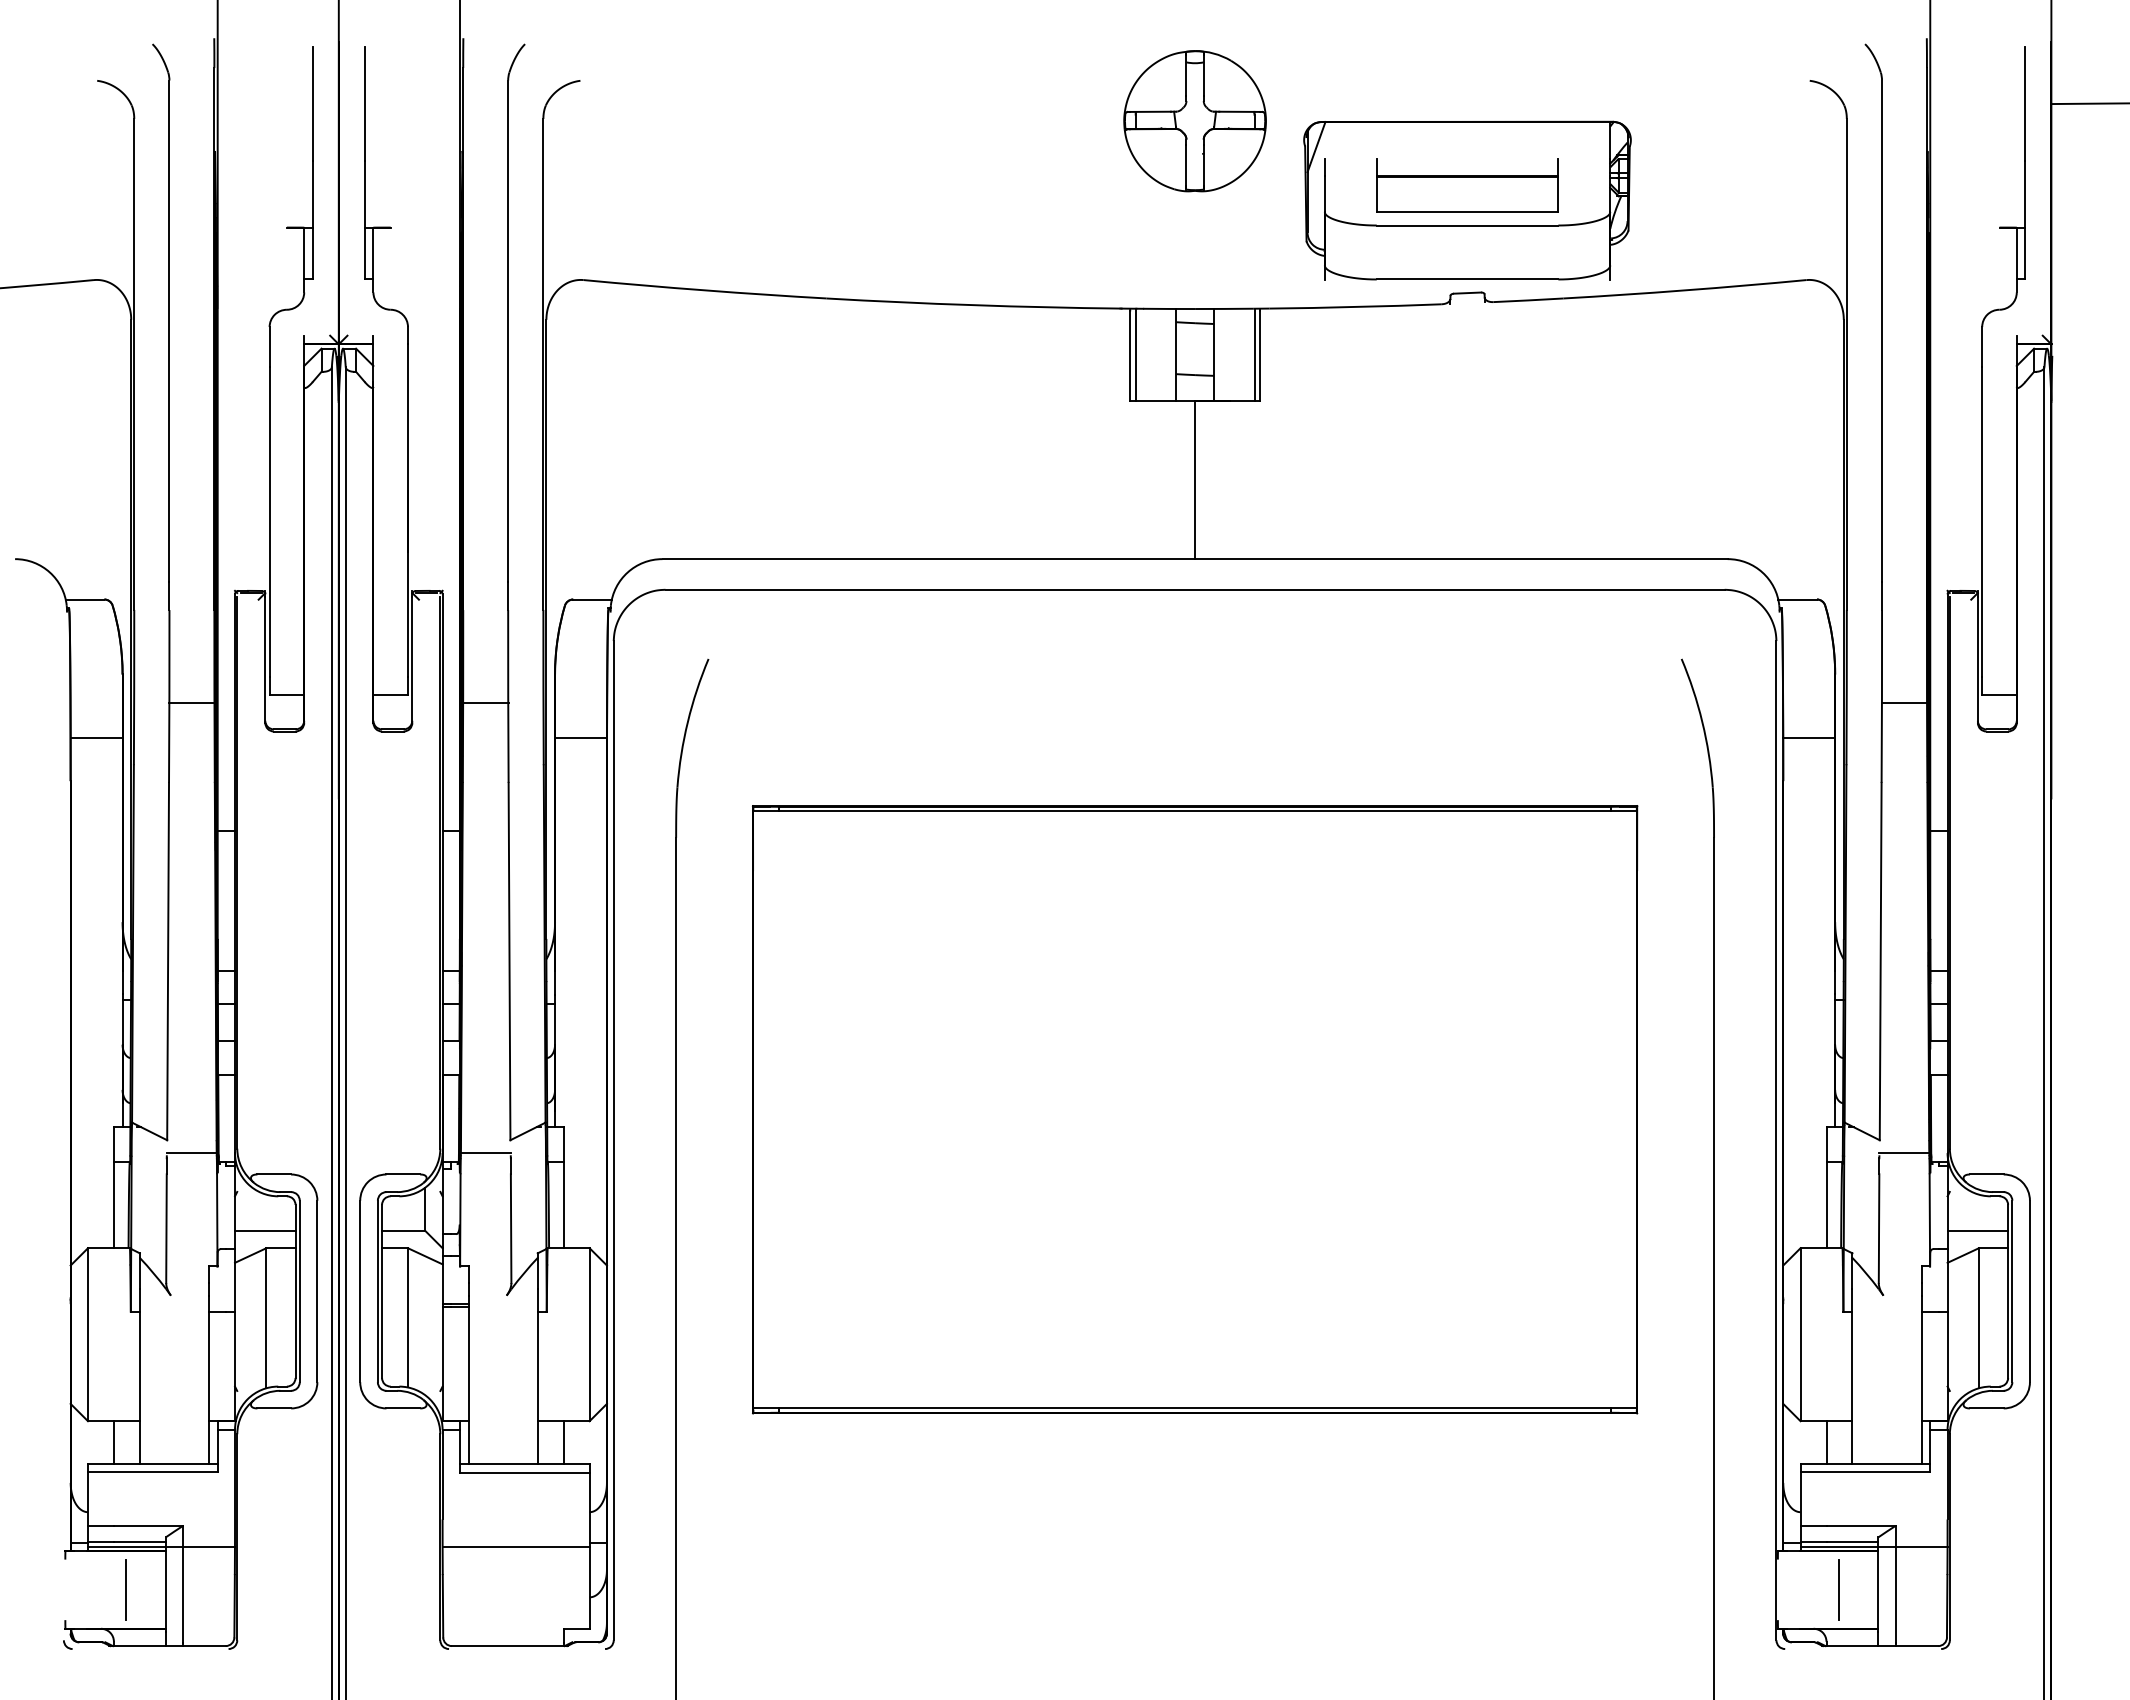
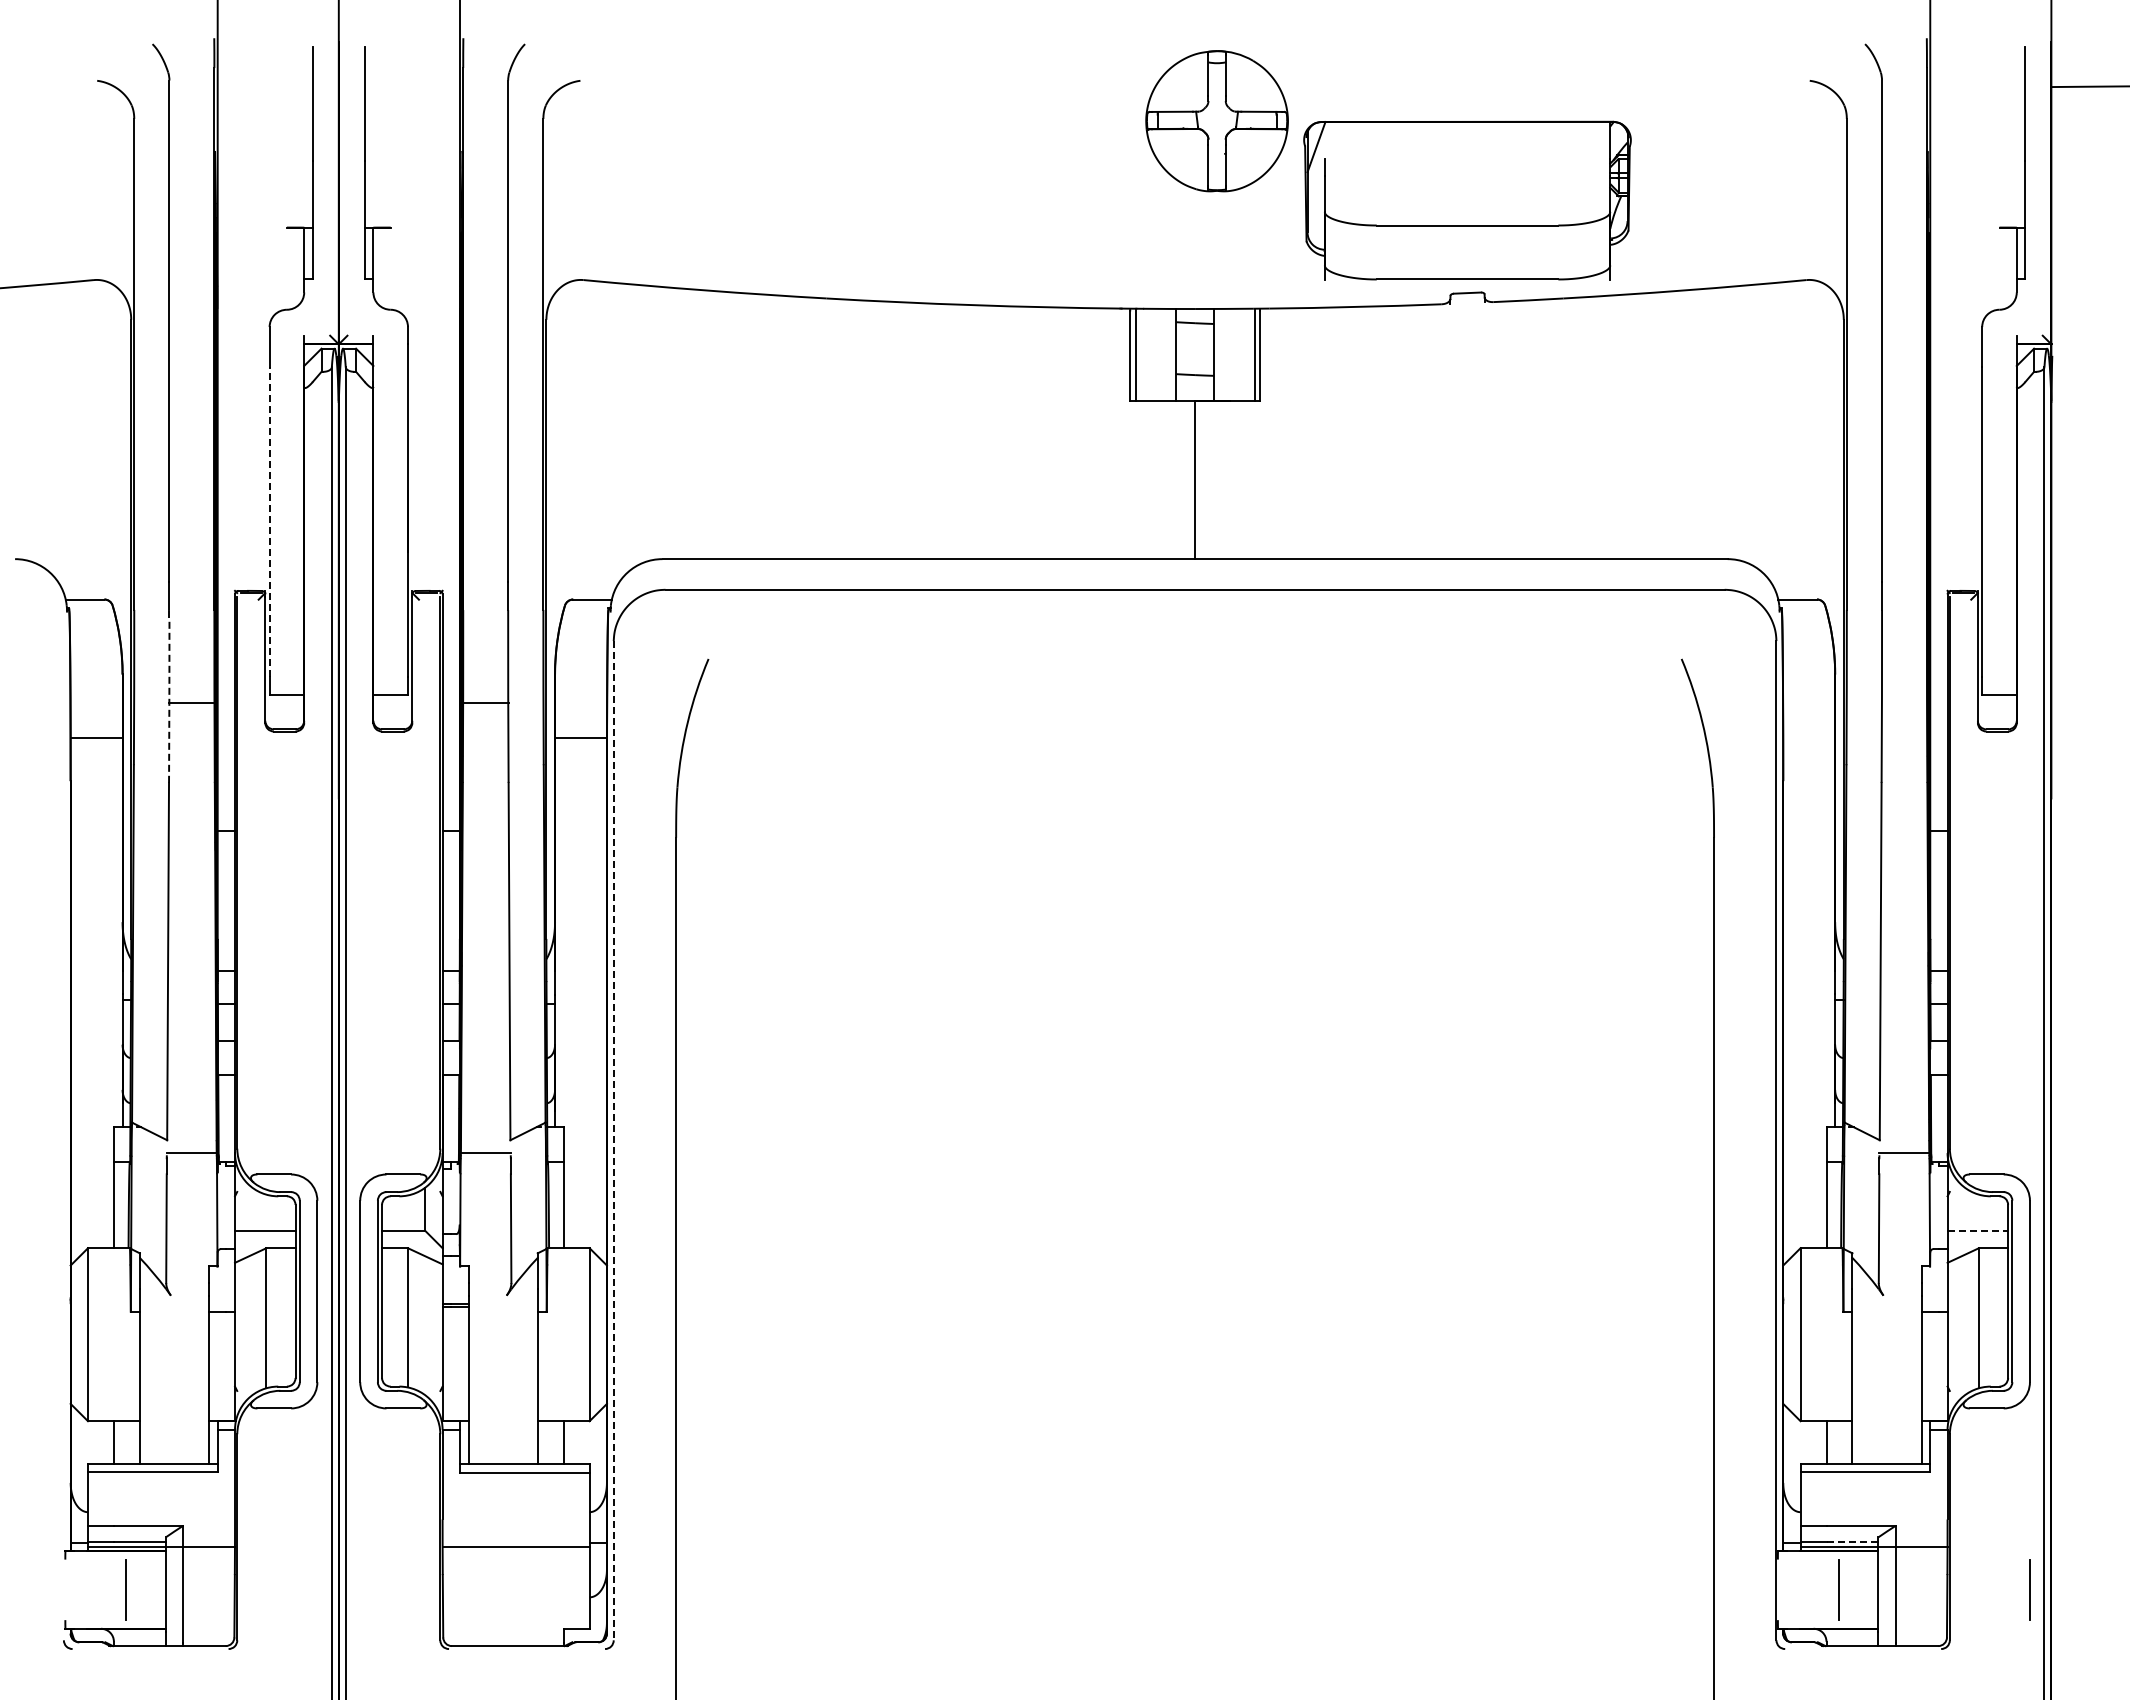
line position: (2088, 103) -> (2088, 86) (2088, 86)
part position: (1194, 121) -> (1216, 121) (1216, 121)
part: present -> none (1467, 185)
line: solid -> dashed (269, 521)
arc: solid -> dashed (169, 696)
line: present -> none (1904, 702)
line: present -> none (1809, 737)
part: present -> none (1195, 1109)
line: solid -> dashed (613, 1140)
line: solid -> dashed (1978, 1230)
line: solid -> dashed (1852, 1542)
line: none -> present (2029, 1589)
